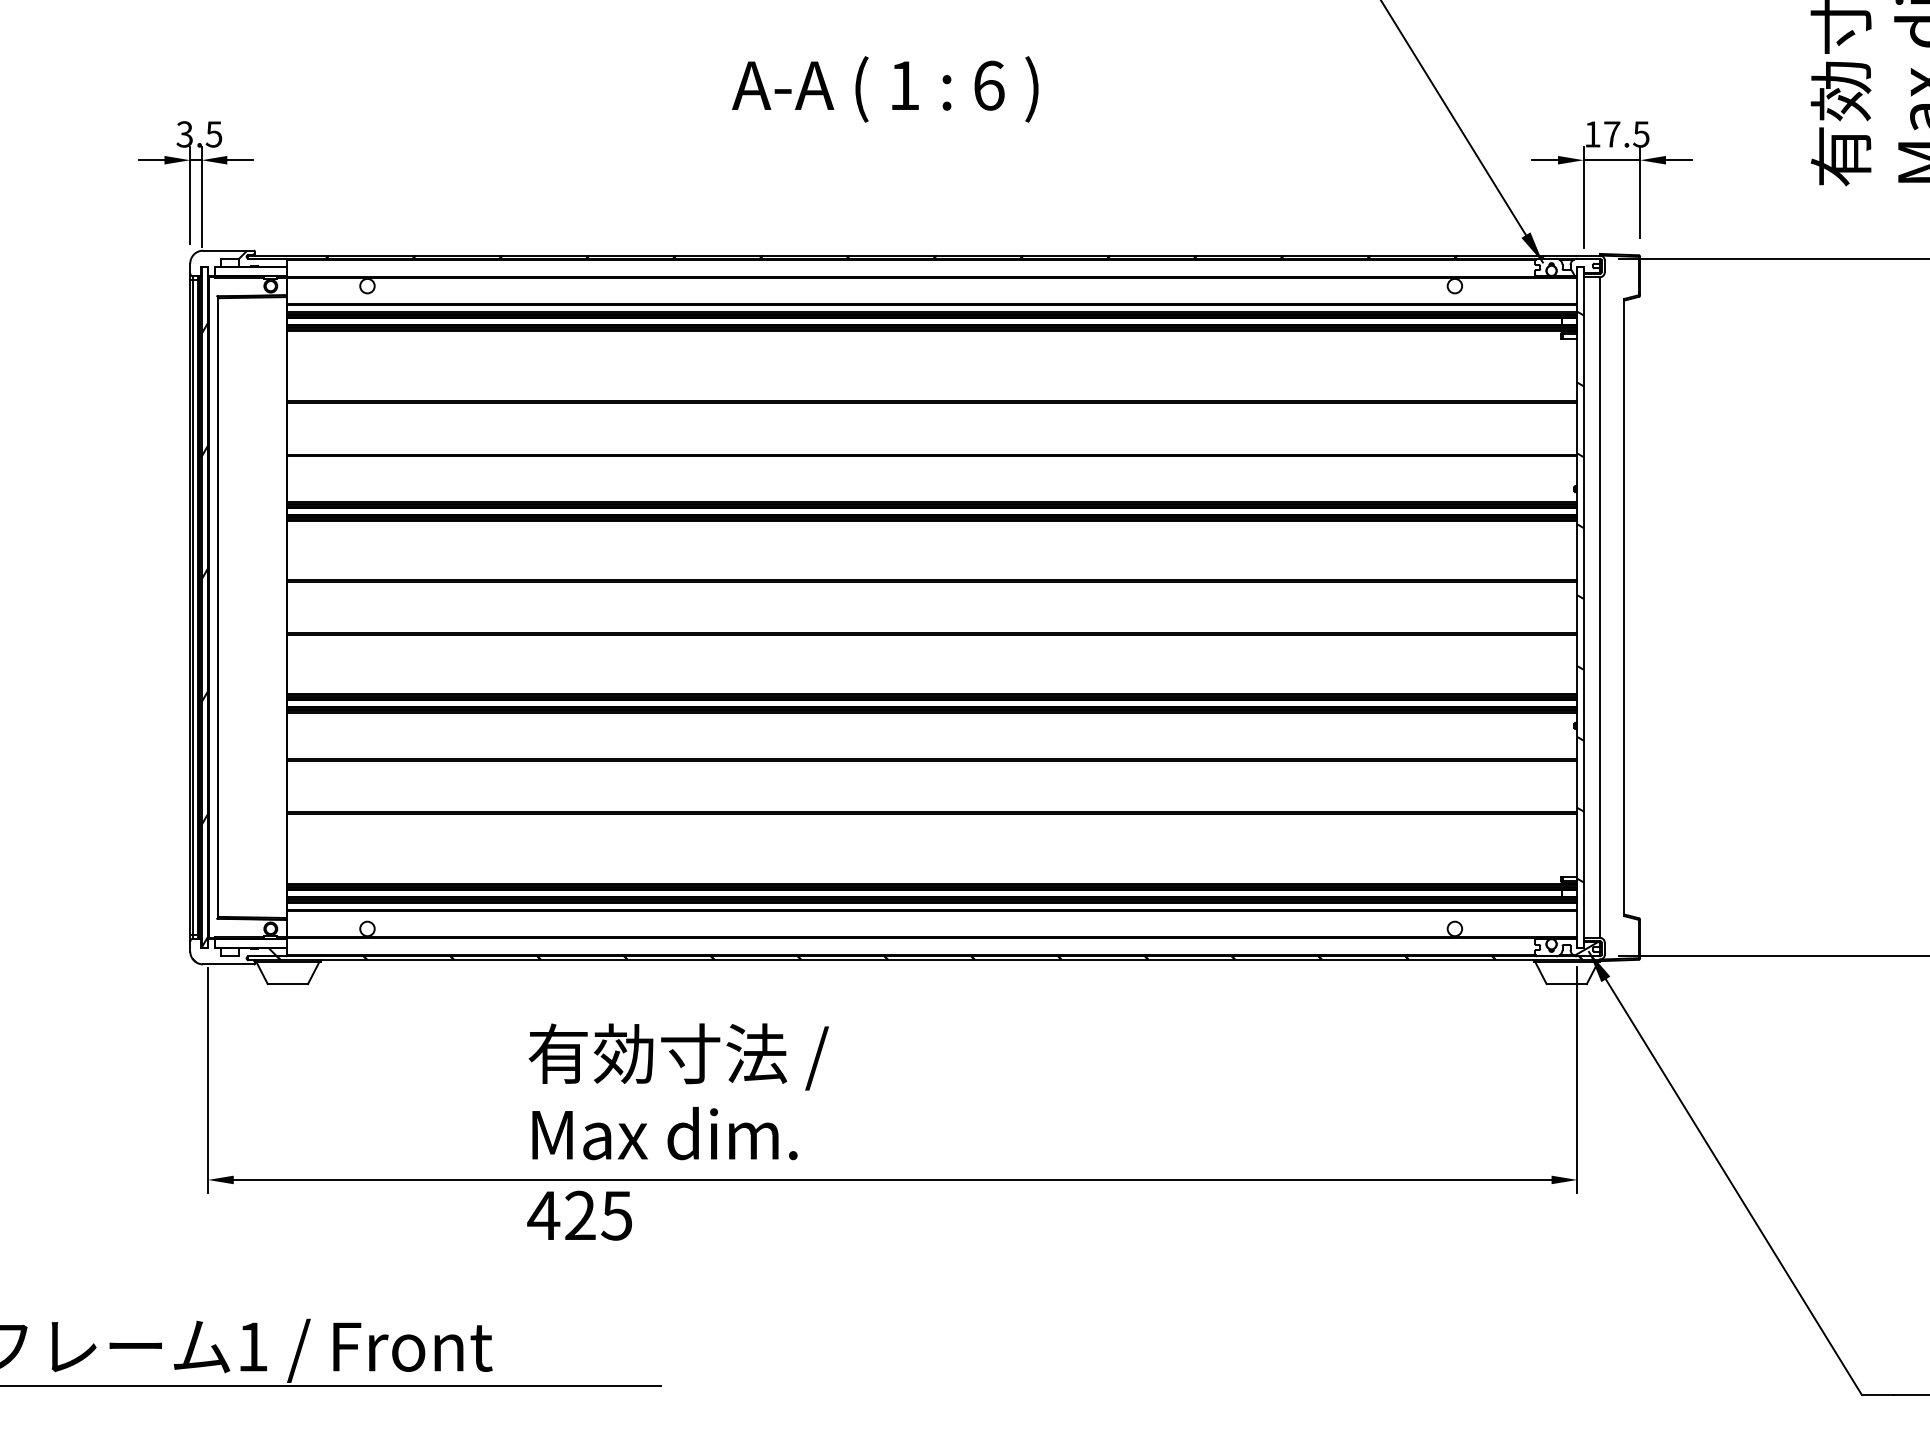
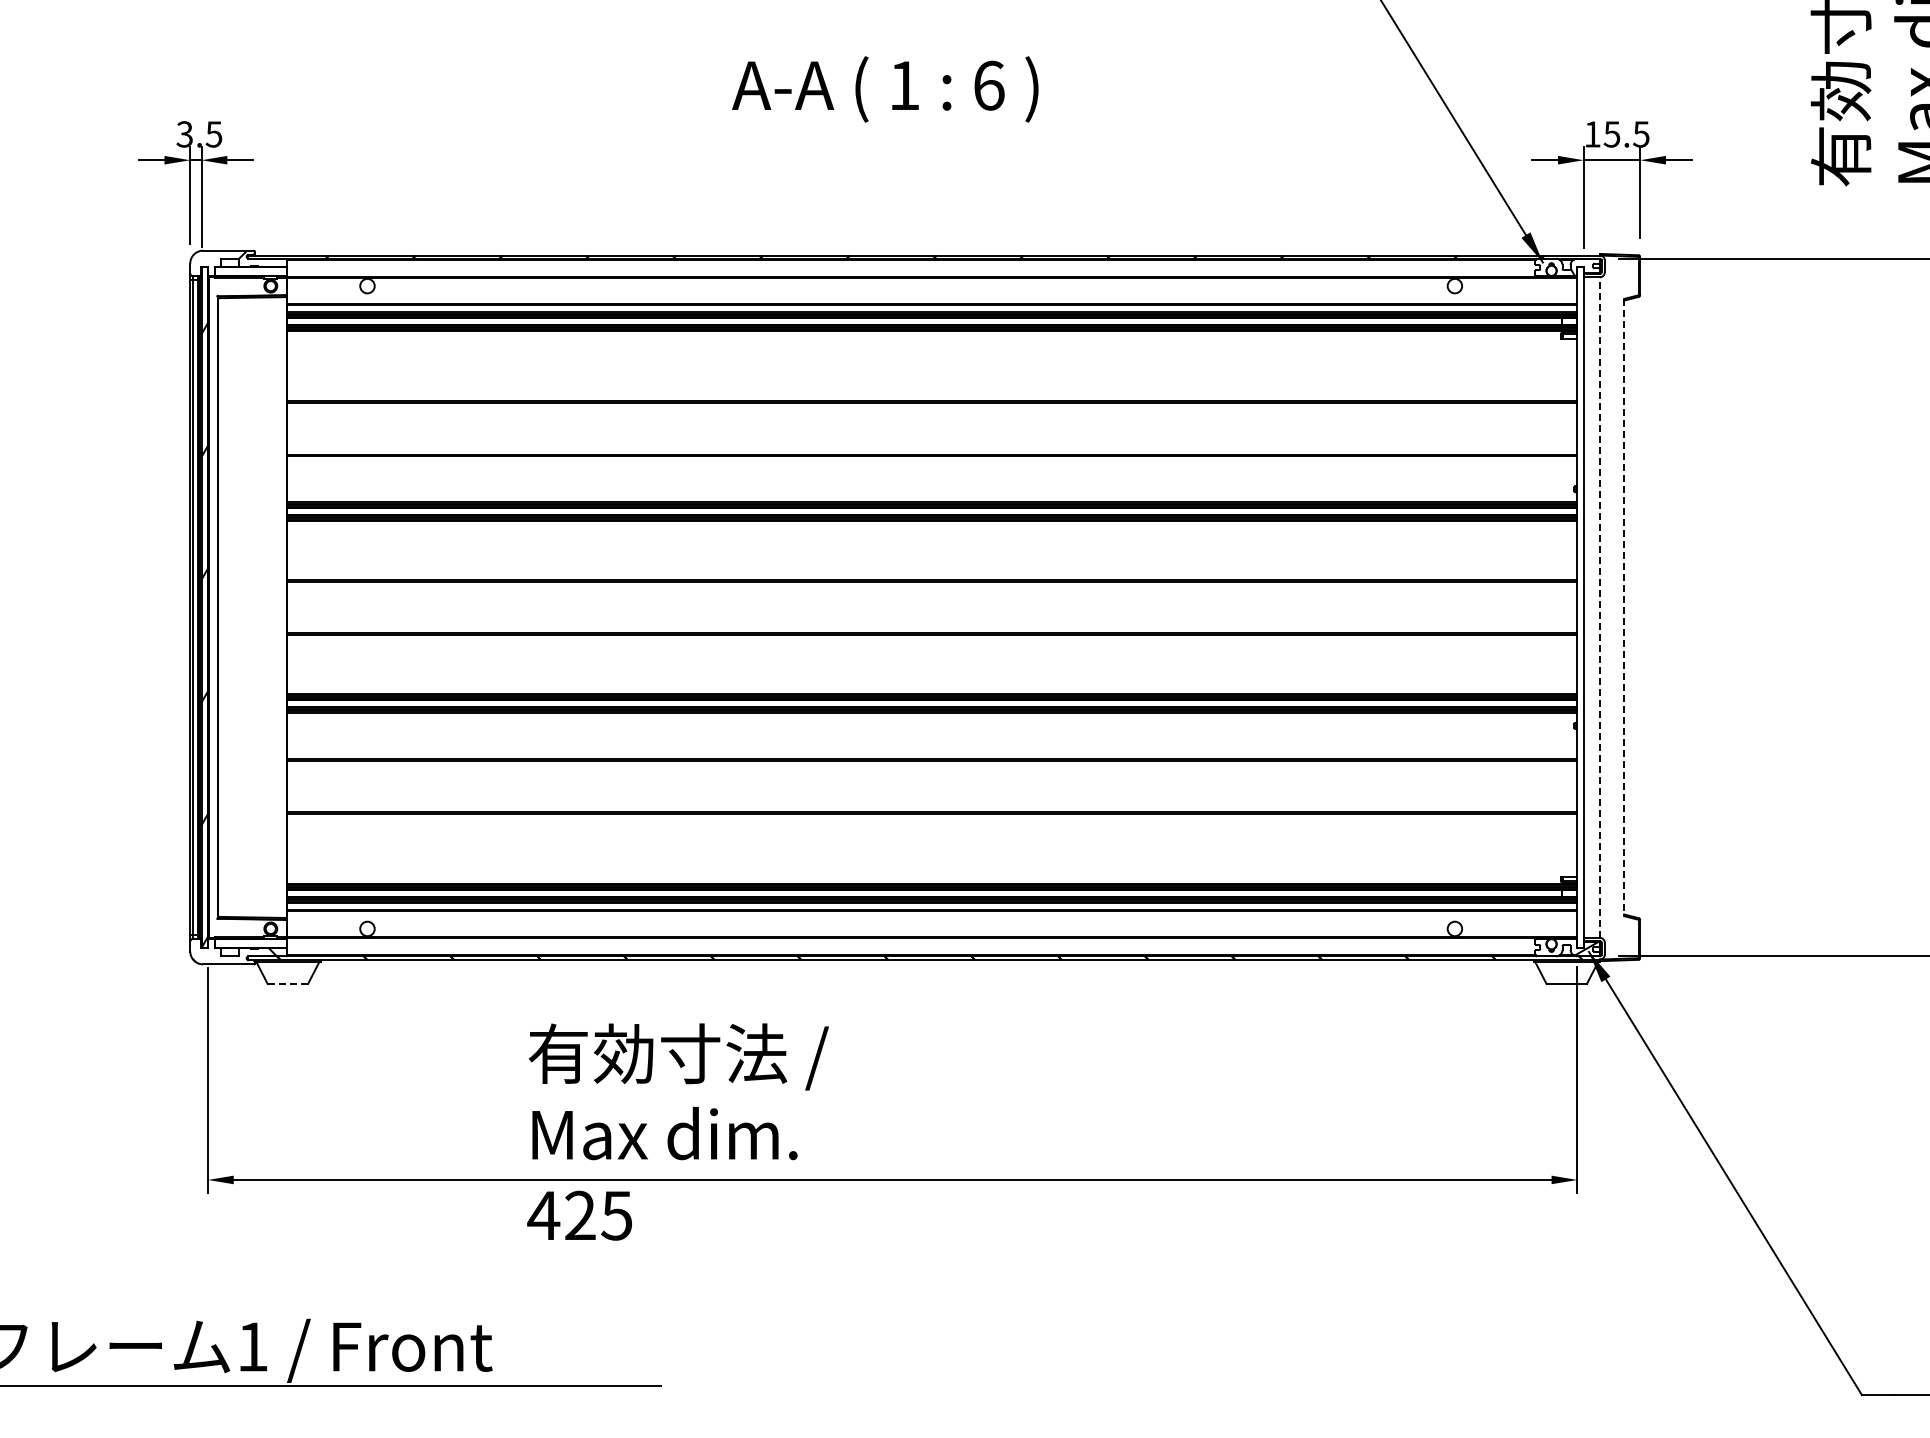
text: 17.5 -> 15.5 (1611, 134)
hatch: present -> none (1580, 596)
line: solid -> dashed (1599, 607)
line: solid -> dashed (1624, 607)
line: solid -> dashed (288, 984)
